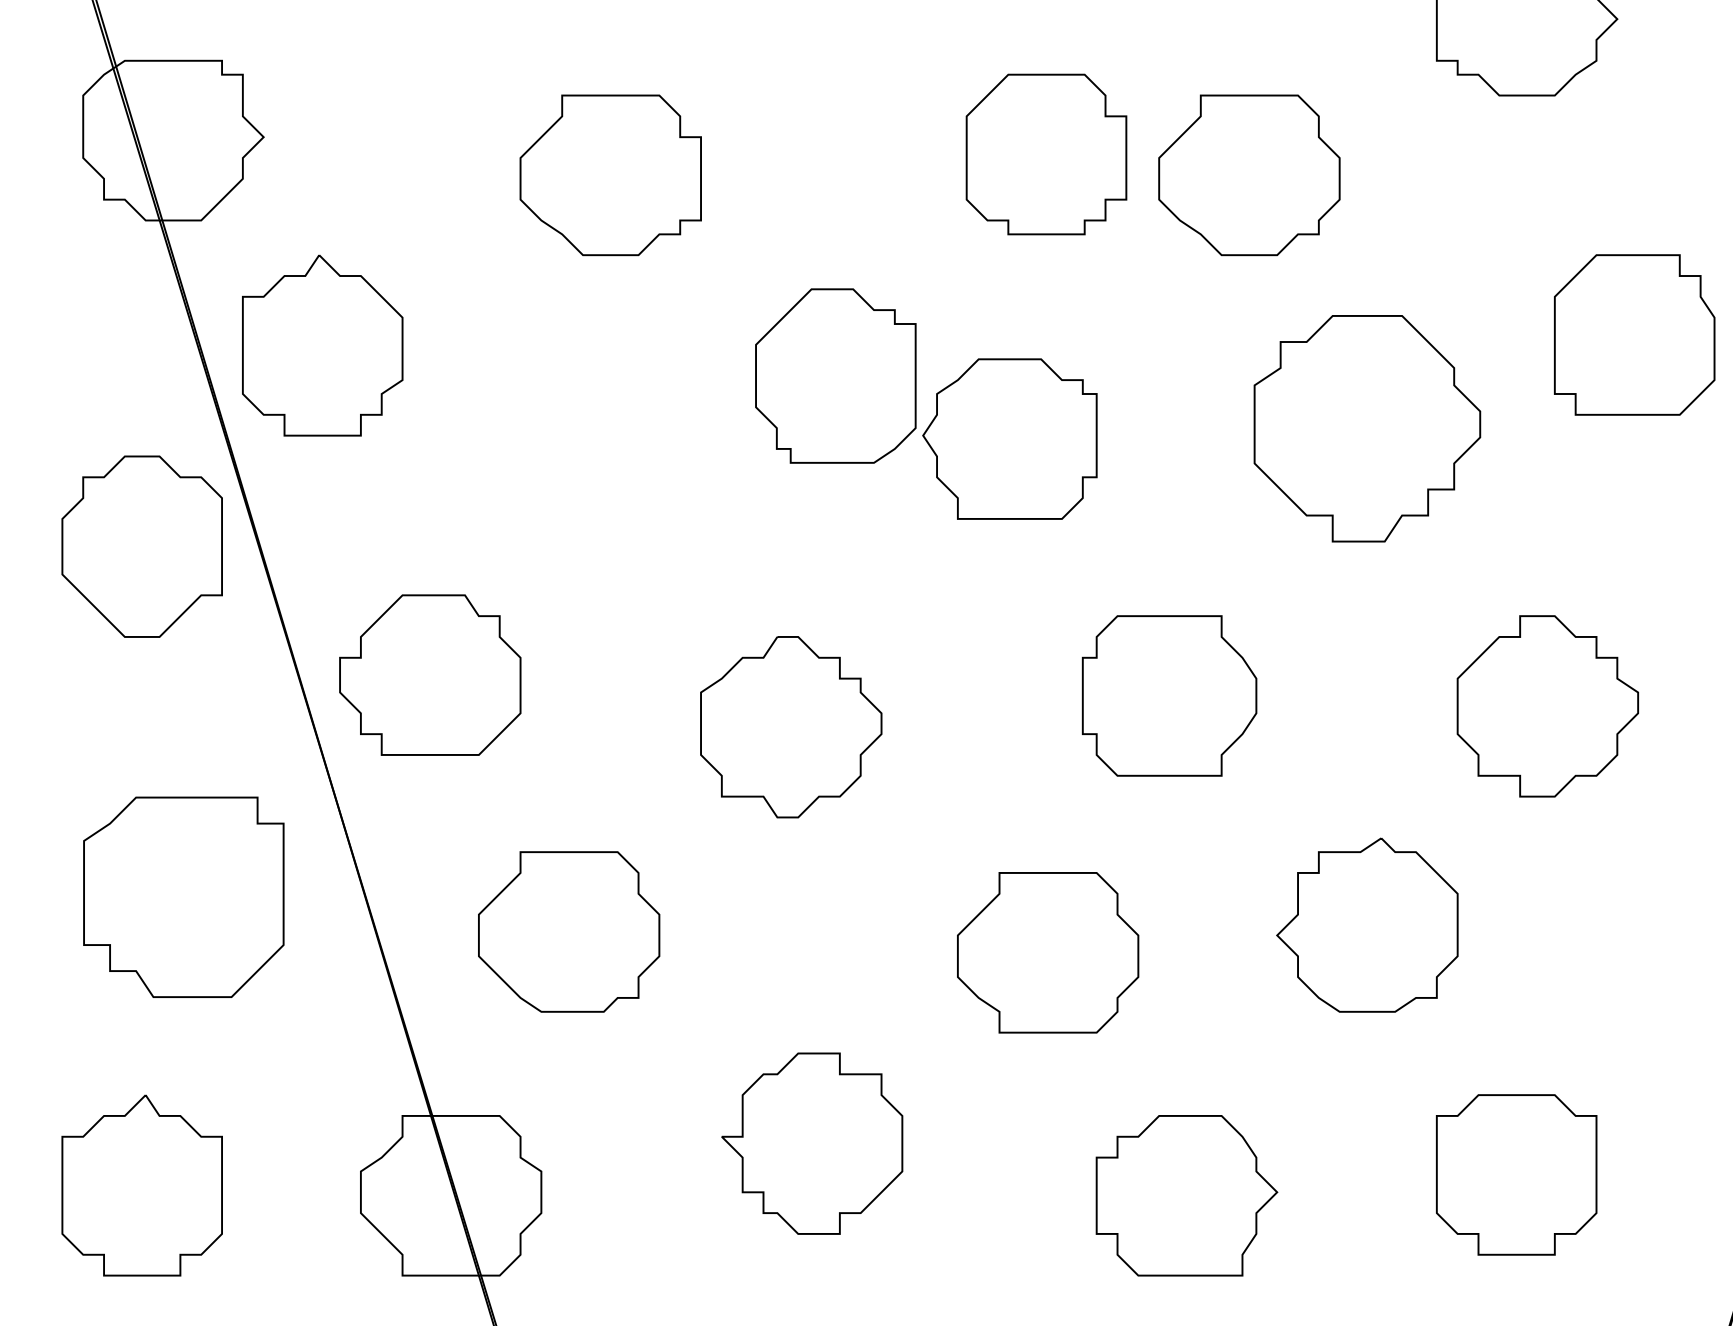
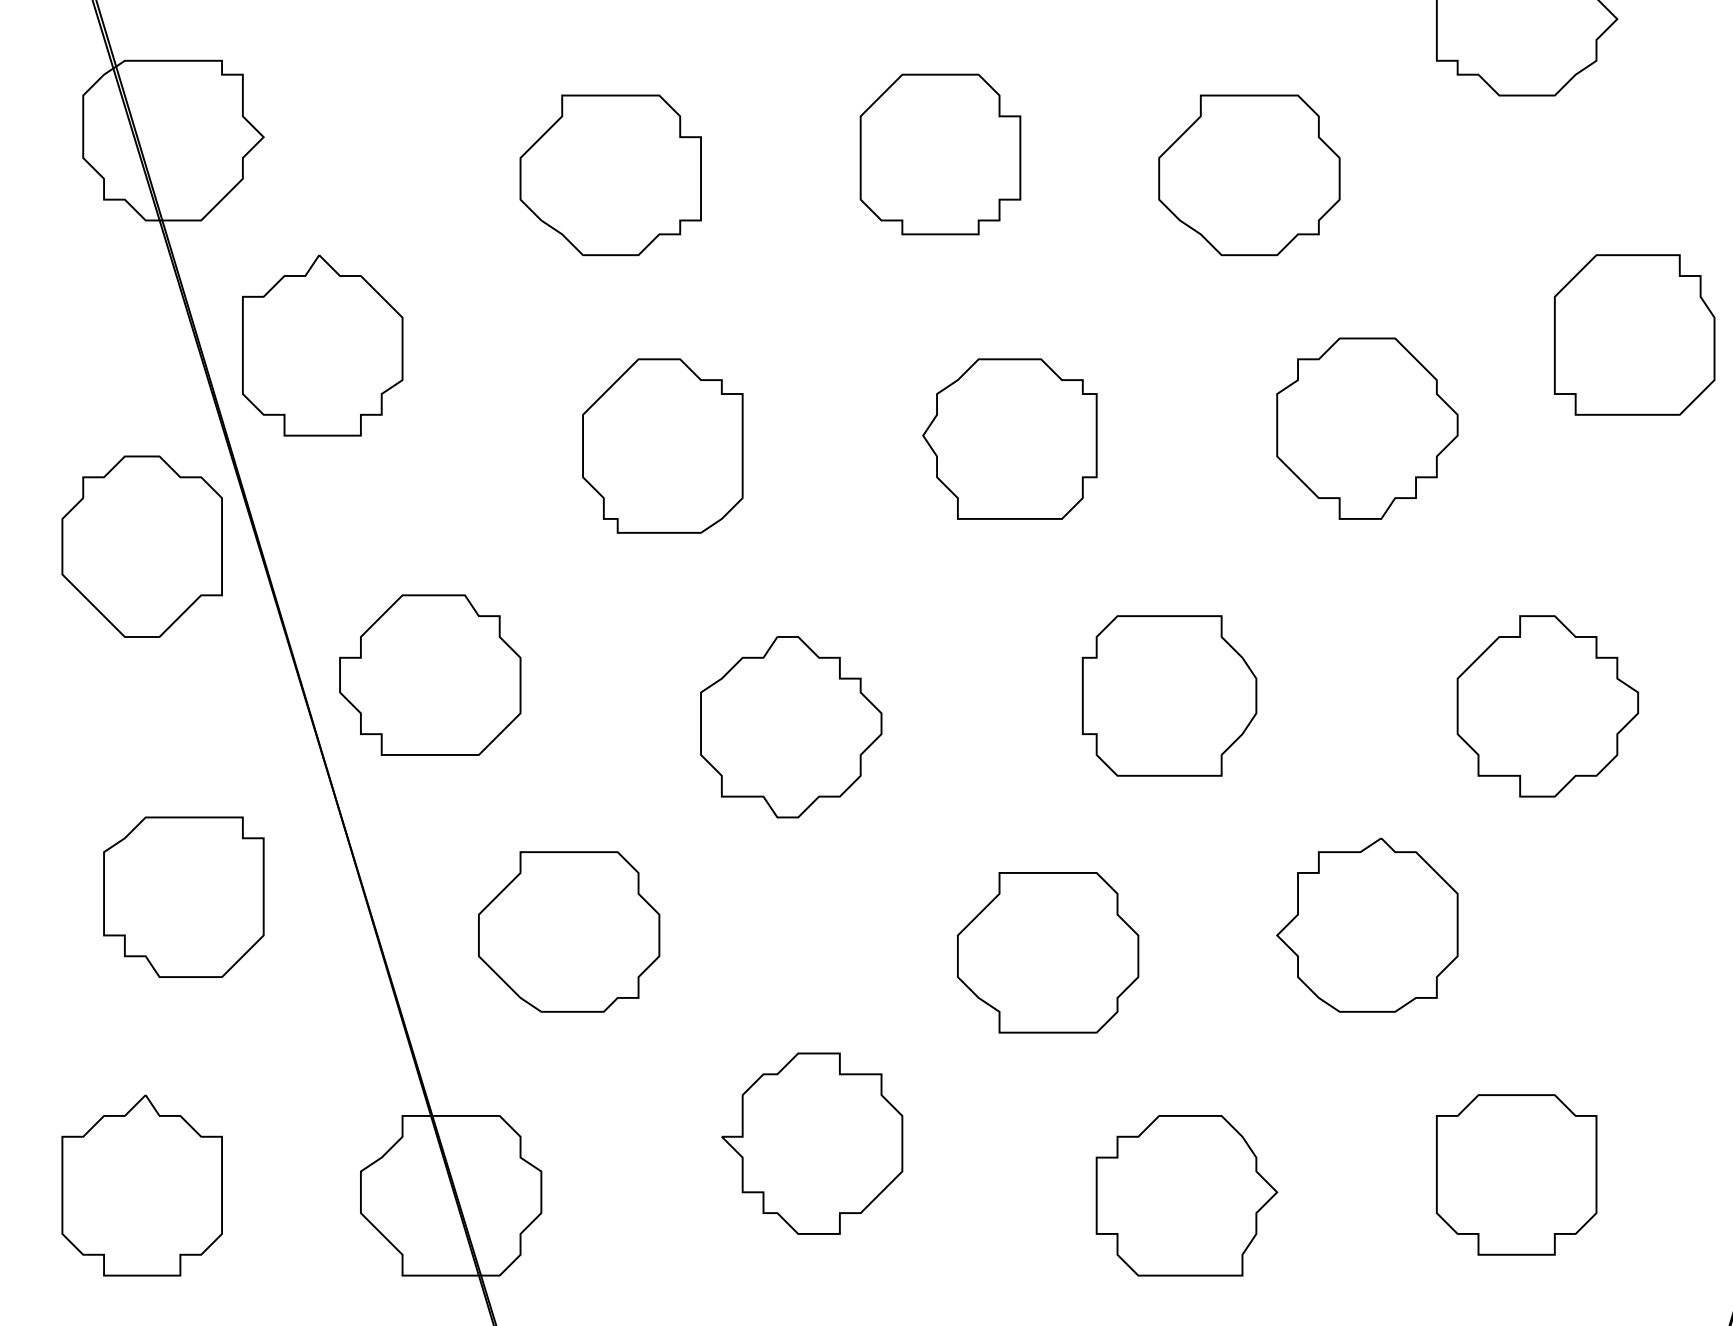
part position: (1046, 154) -> (940, 154) (940, 154)
part position: (835, 375) -> (662, 445) (662, 445)
part size: 229x228 px -> 183x183 px (1367, 428)
part size: 202x202 px -> 162x162 px (183, 896)
